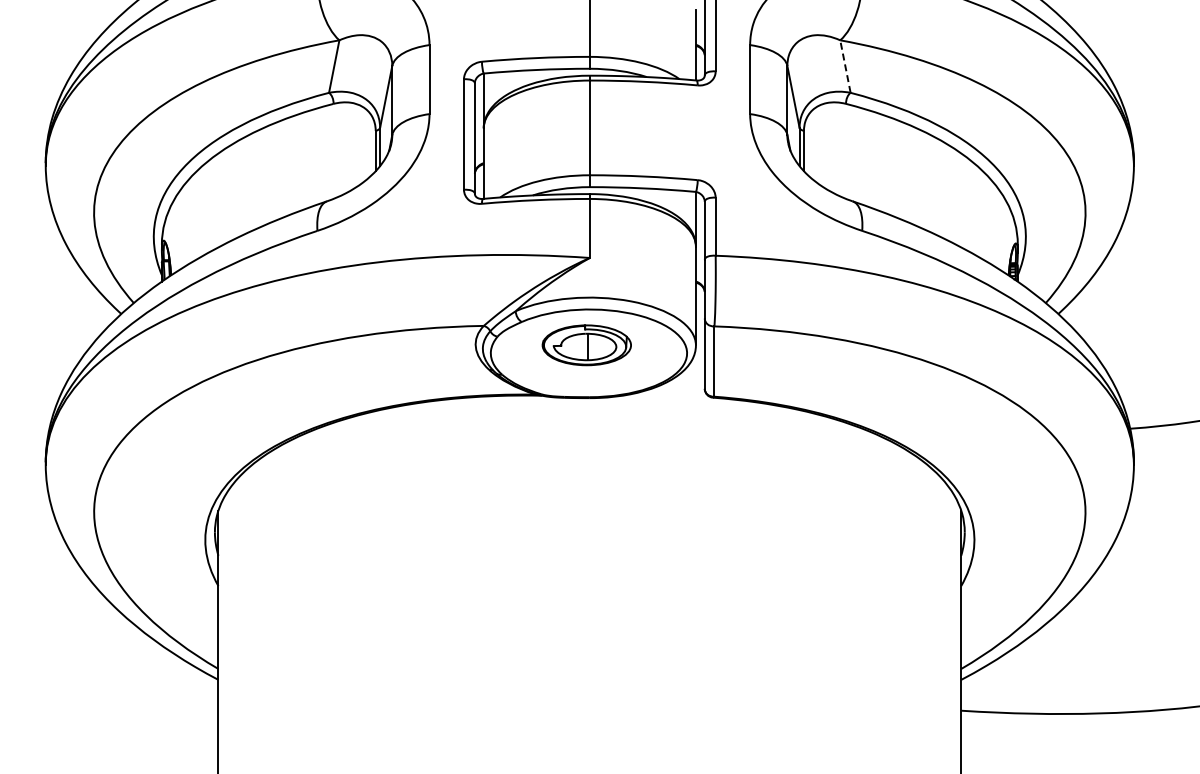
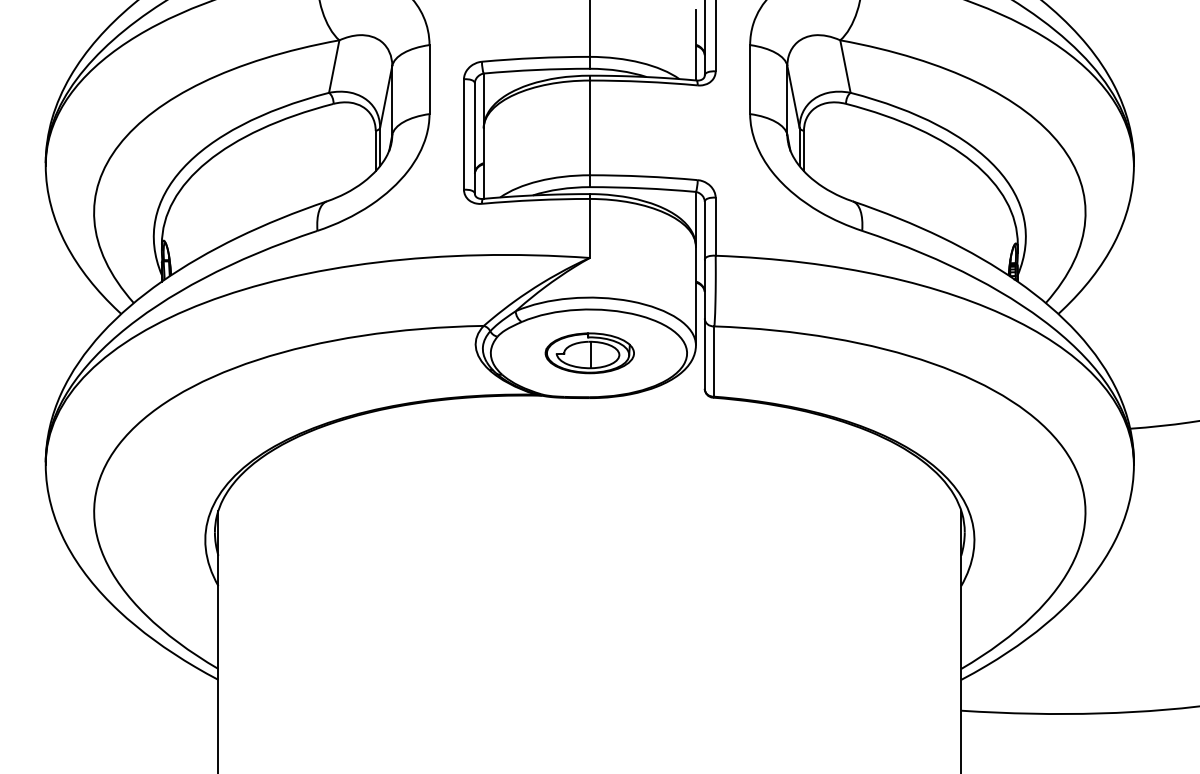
line: dashed -> solid (845, 66)
part position: (586, 345) -> (589, 353) (589, 353)
